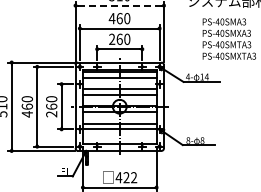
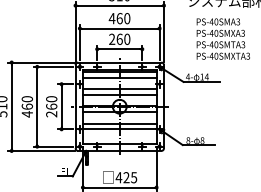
line: dashed -> solid (120, 5)
text position: (228, 38) -> (222, 38) (222, 38)
text: 422 -> 425 (134, 177)
